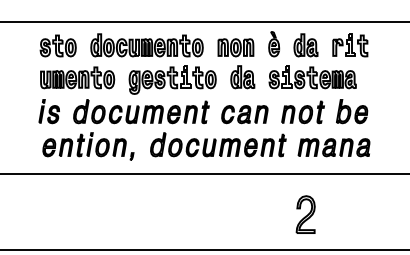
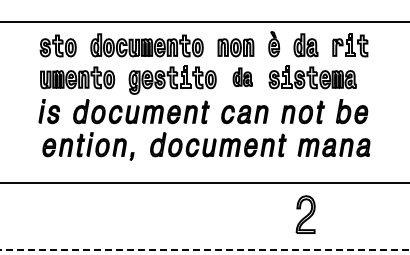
part size: 26x25 px -> 21x20 px (242, 76)
line position: (204, 173) -> (204, 182) (204, 182)
line: solid -> dashed (204, 249)
